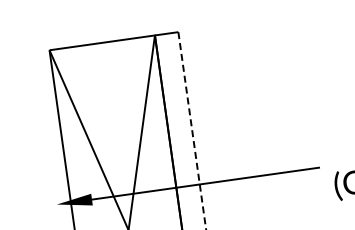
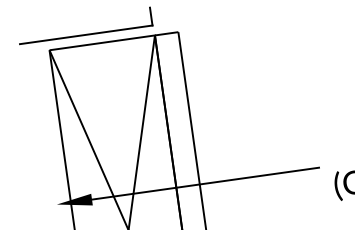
part: none -> present (86, 33)
line: dashed -> solid (192, 130)
